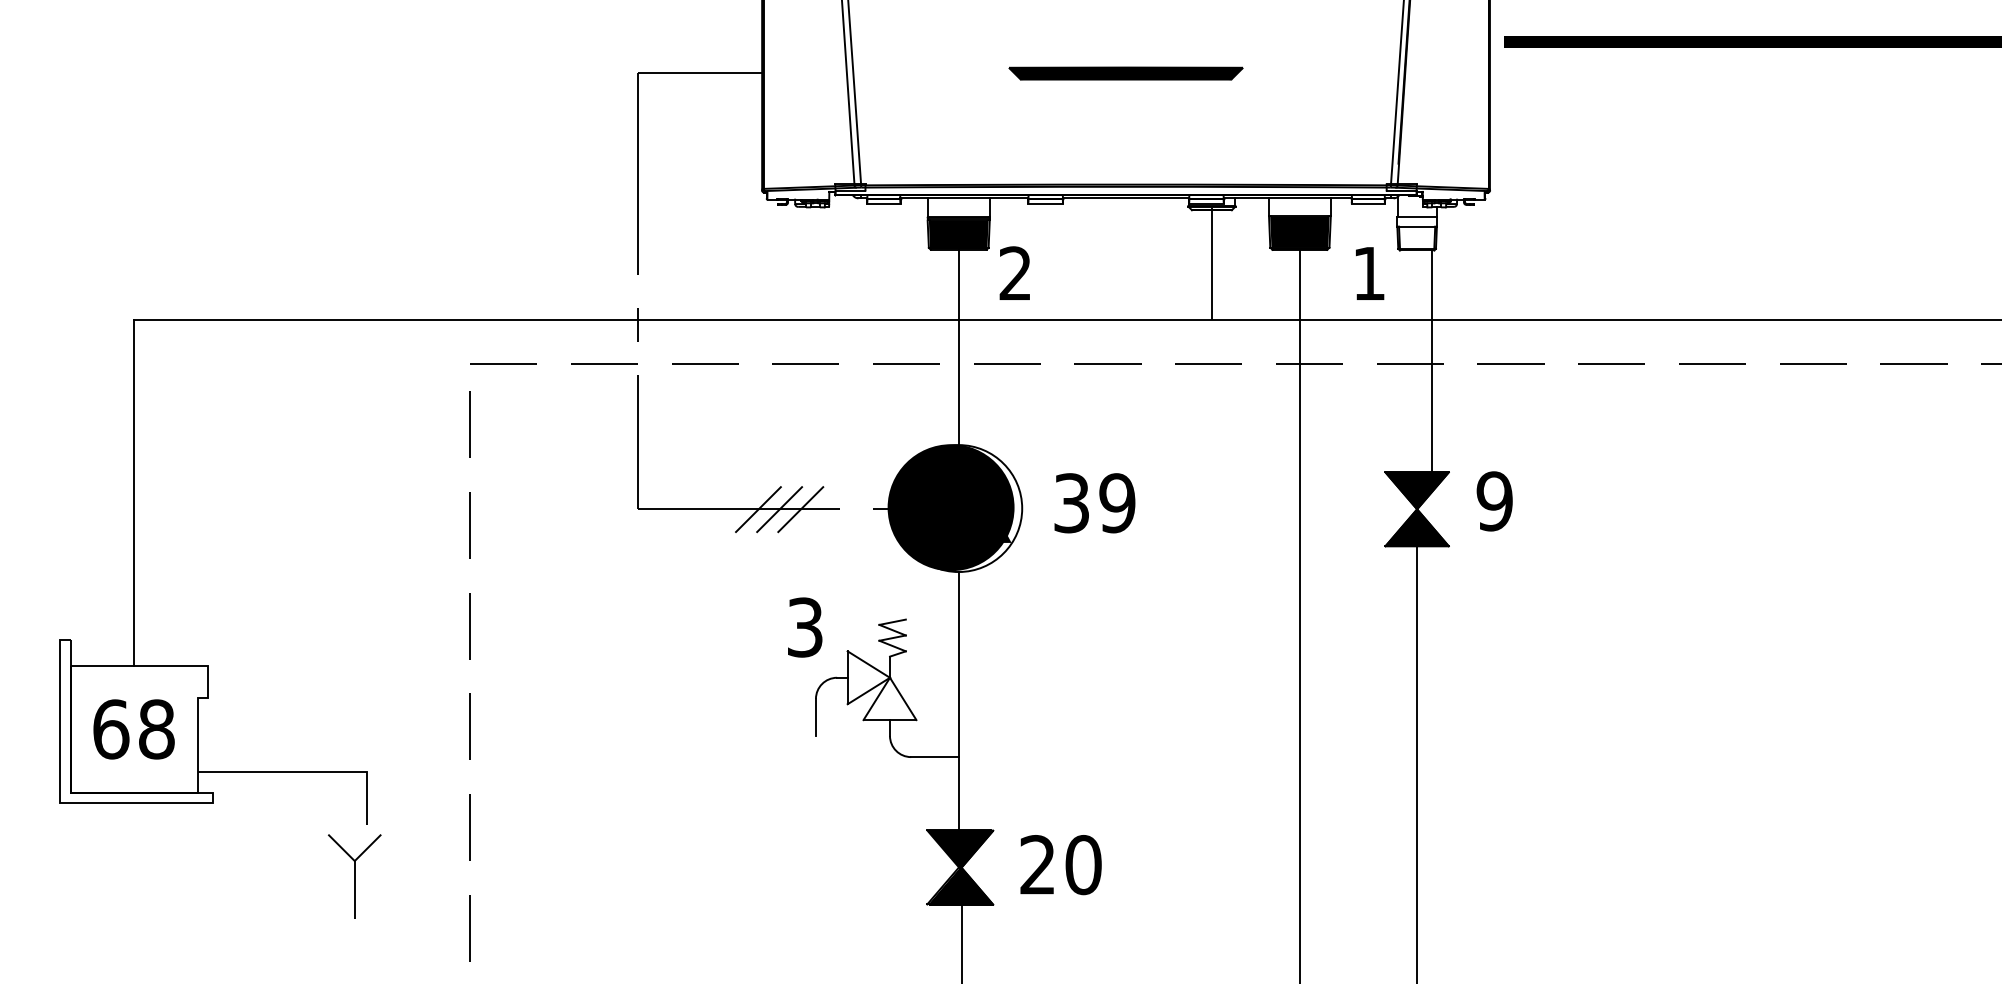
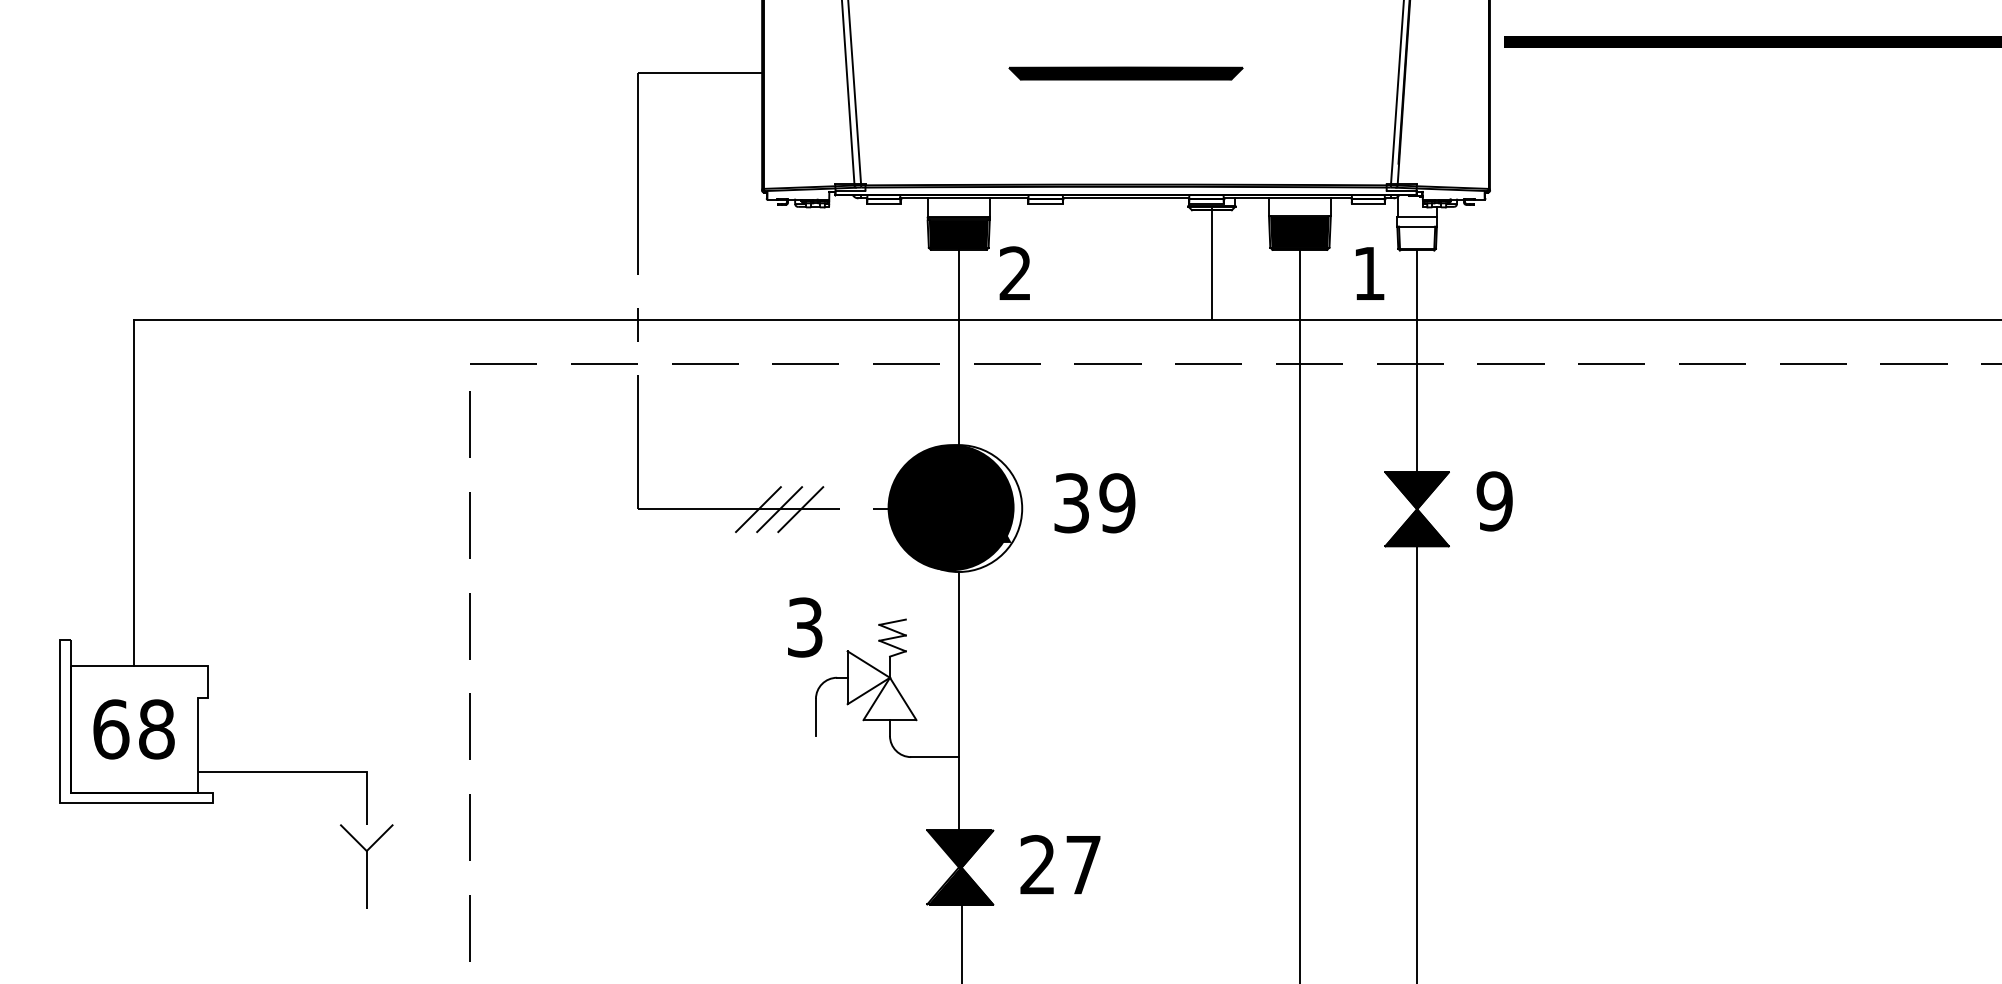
line position: (1432, 361) -> (1417, 361) (1417, 361)
text: 20 -> 27 (1083, 865)
part position: (354, 876) -> (366, 866) (366, 866)
